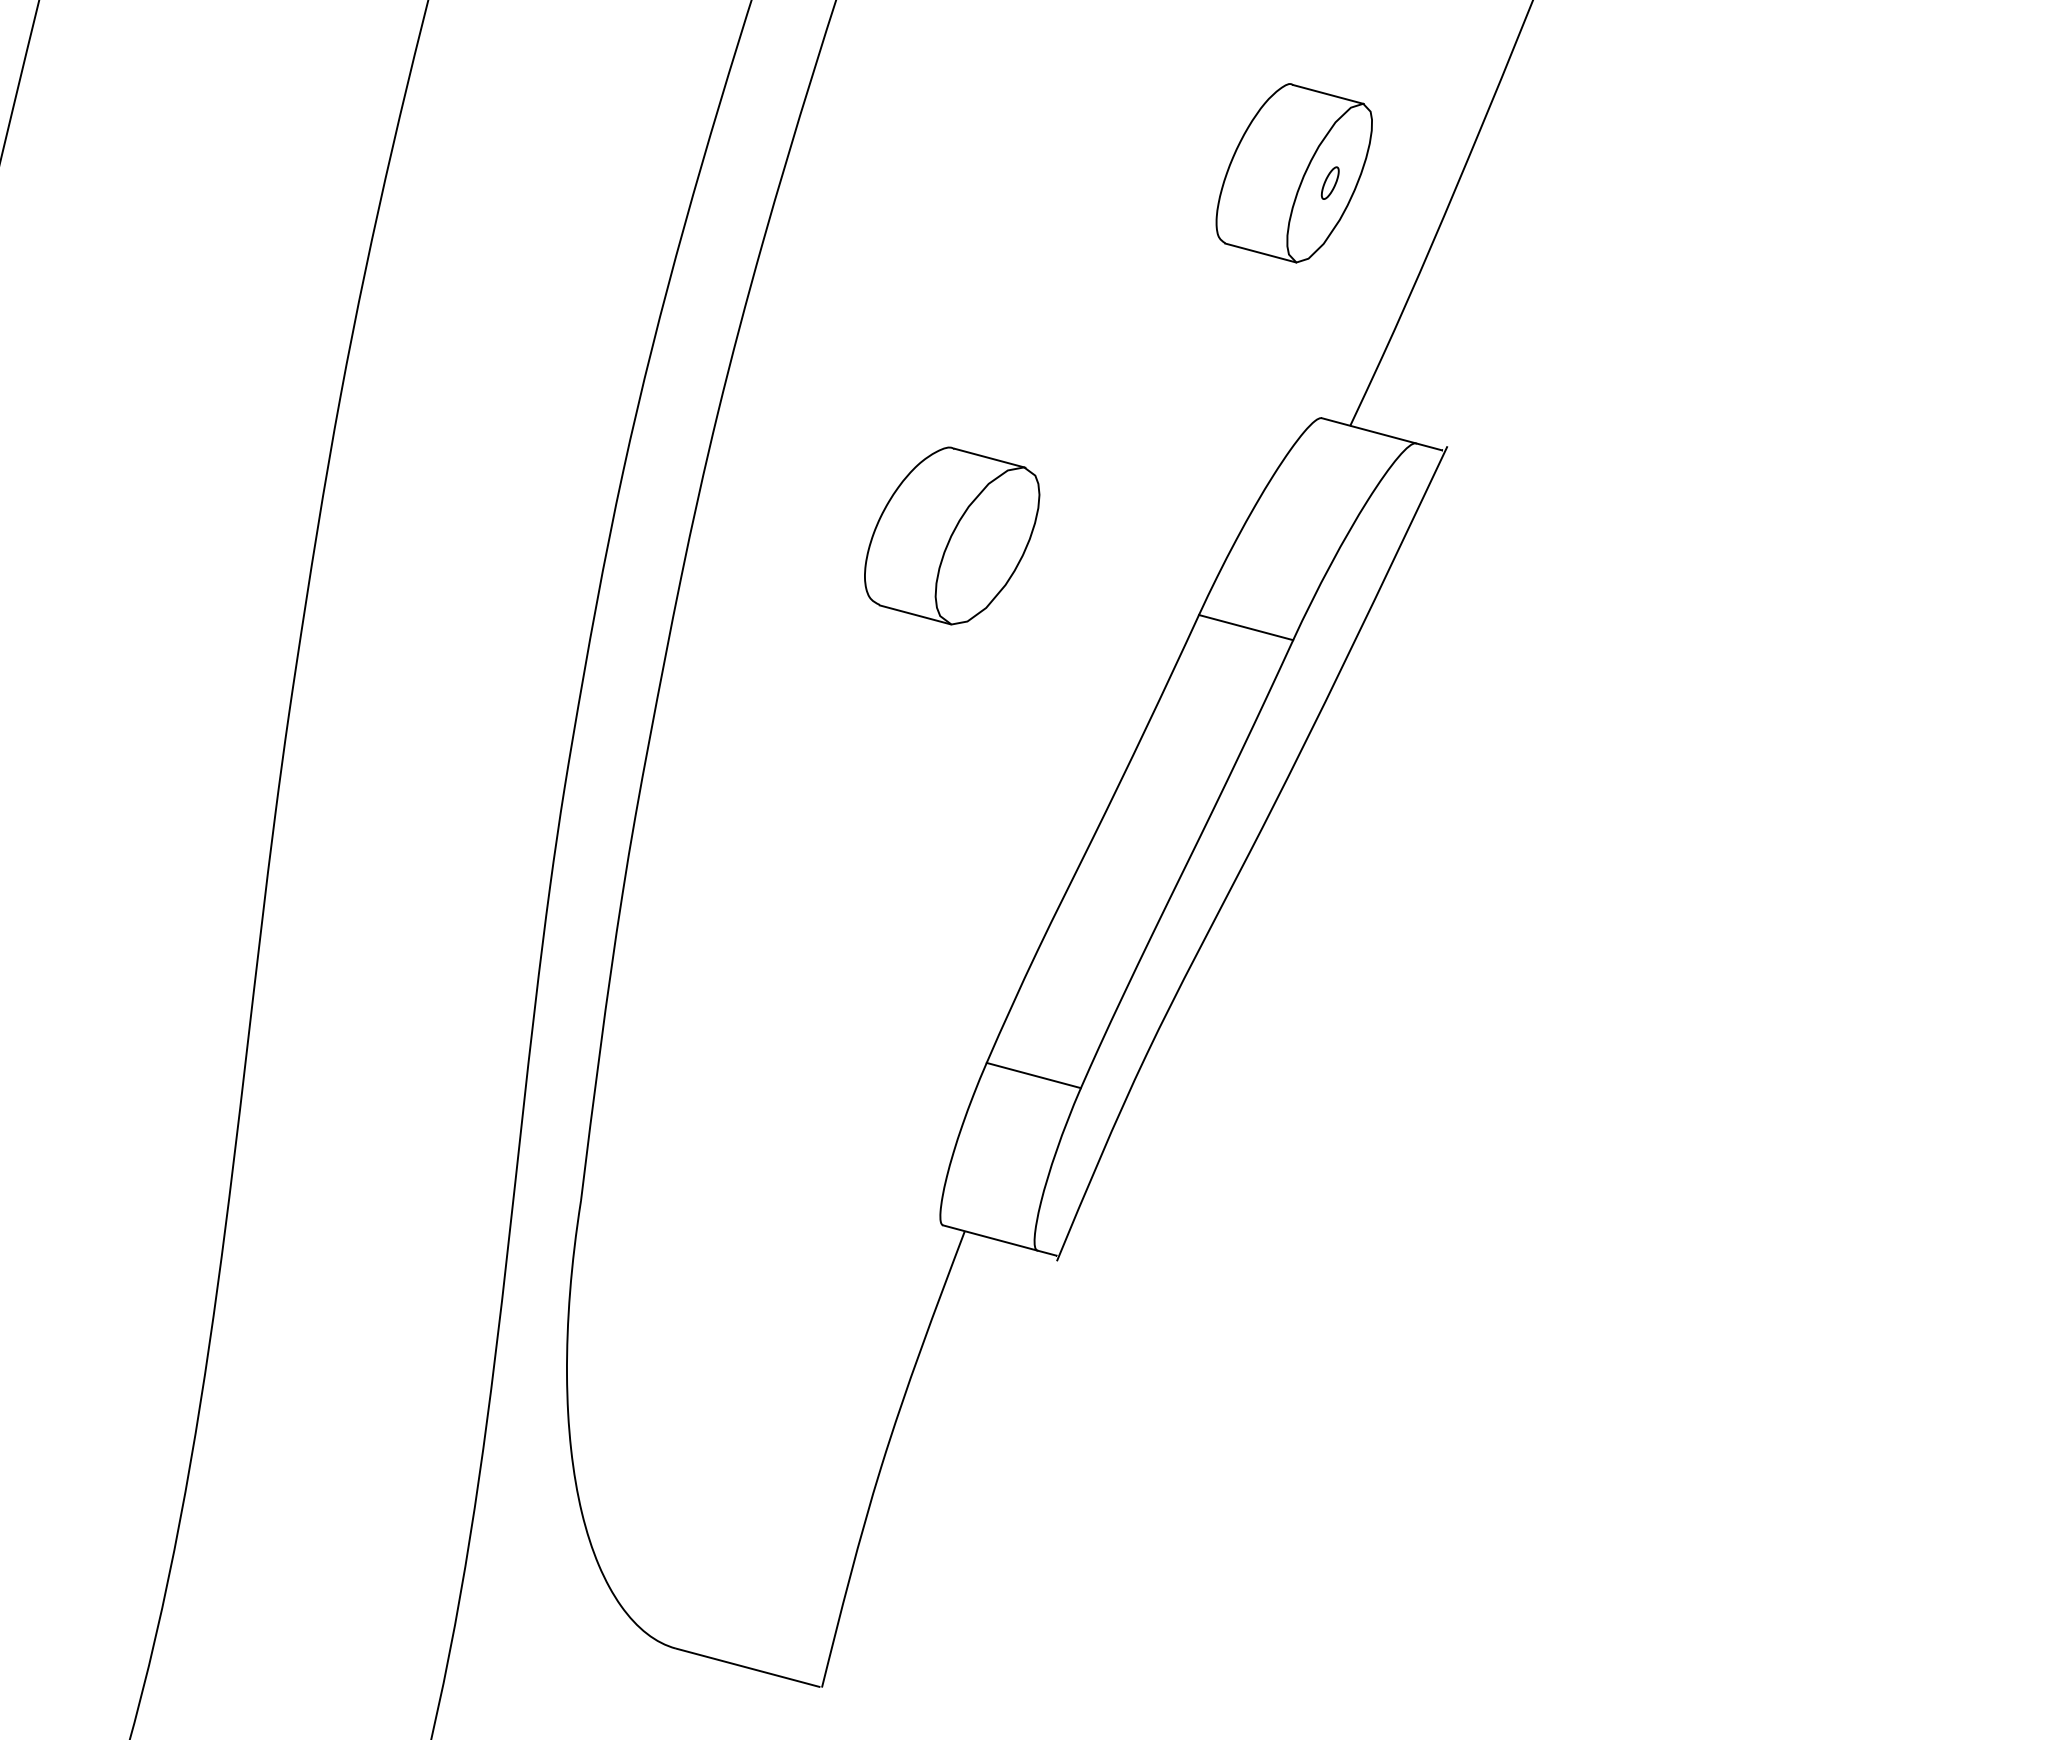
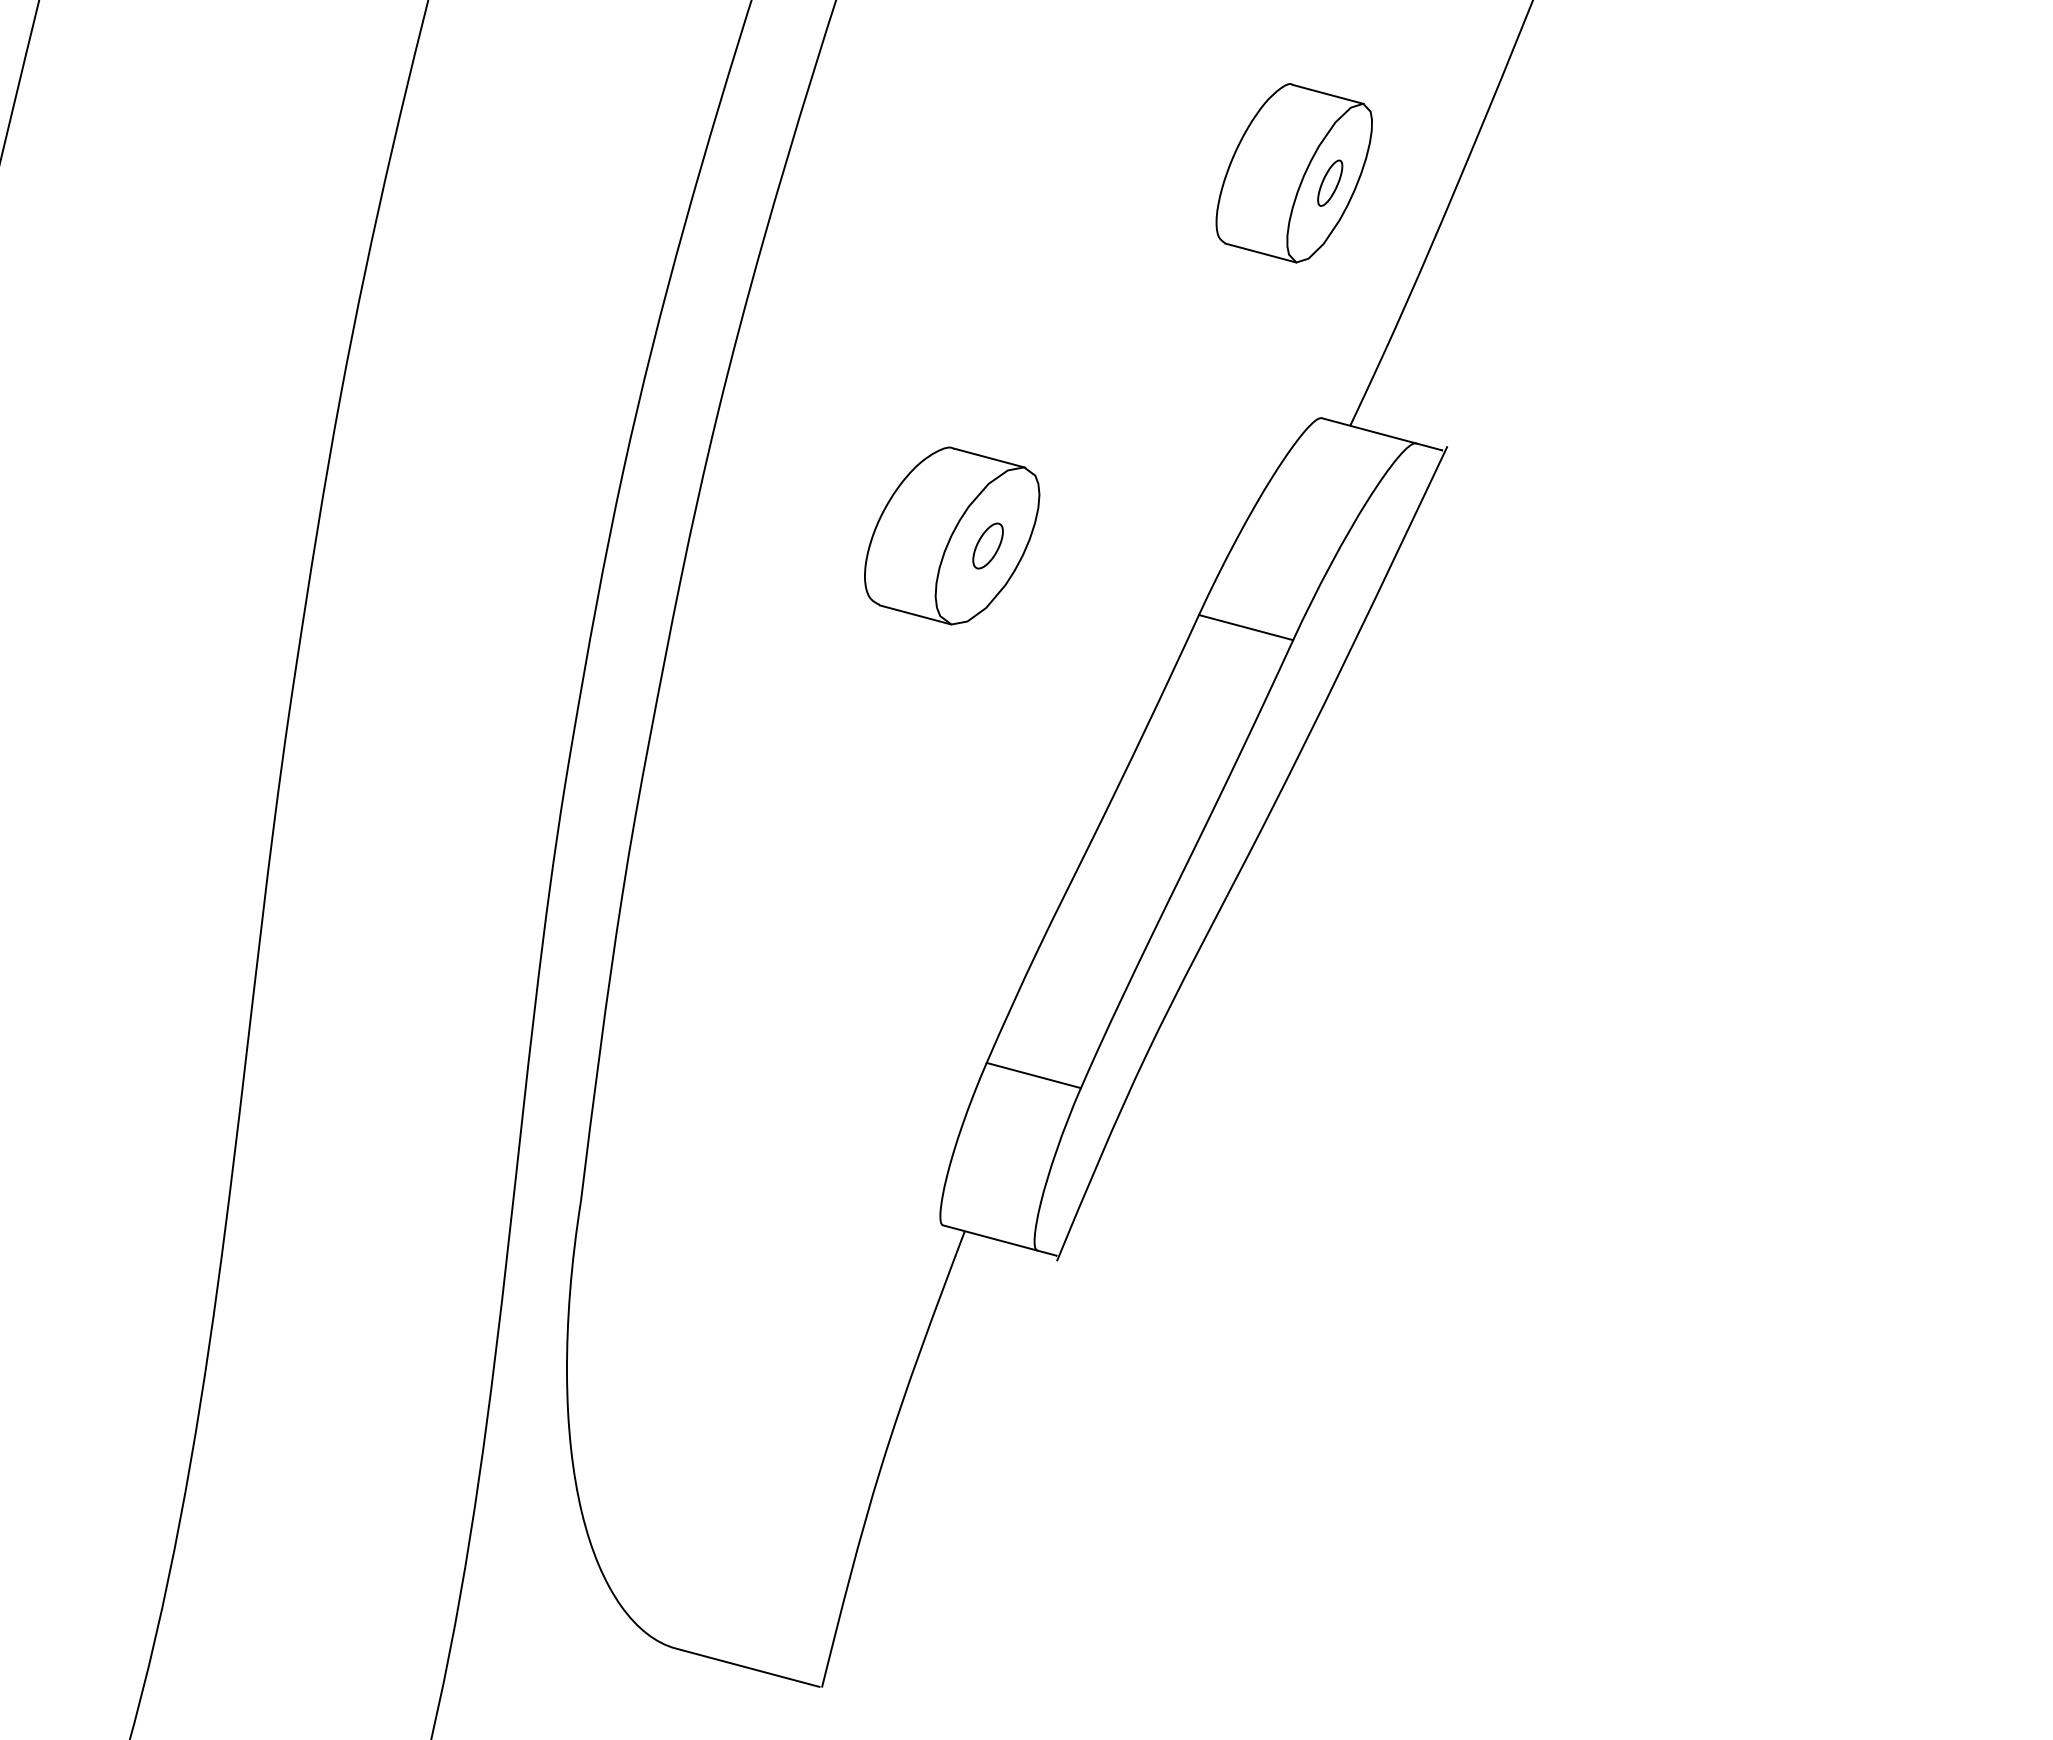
part size: 20x34 px -> 27x48 px (1330, 182)
part: none -> present (987, 545)
